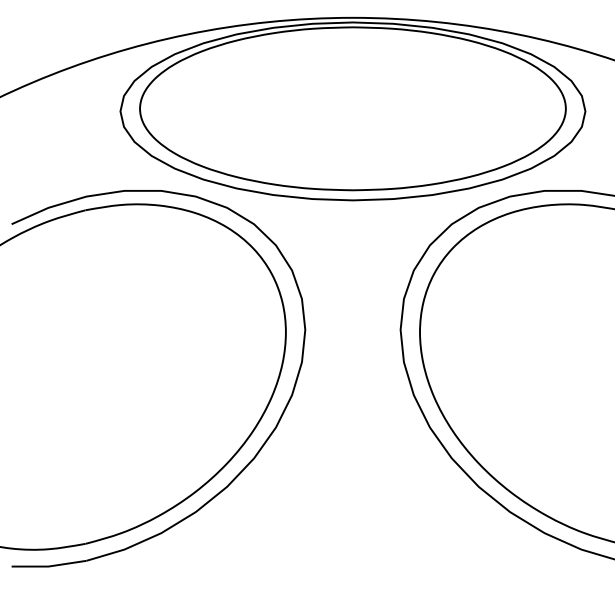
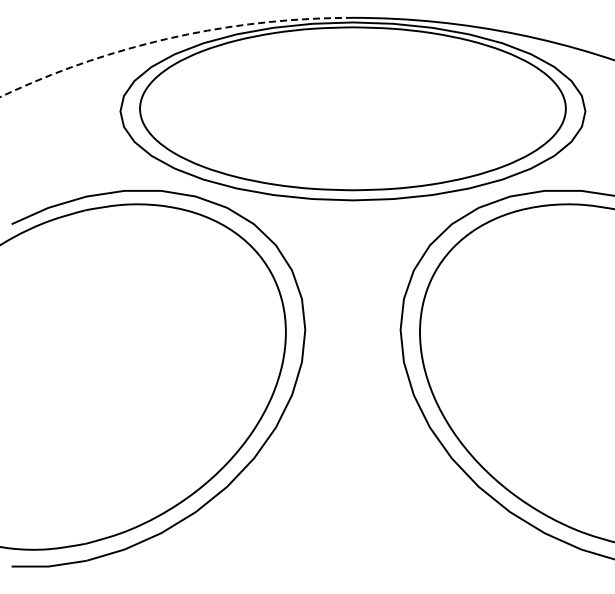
arc: solid -> dashed (170, 38)
